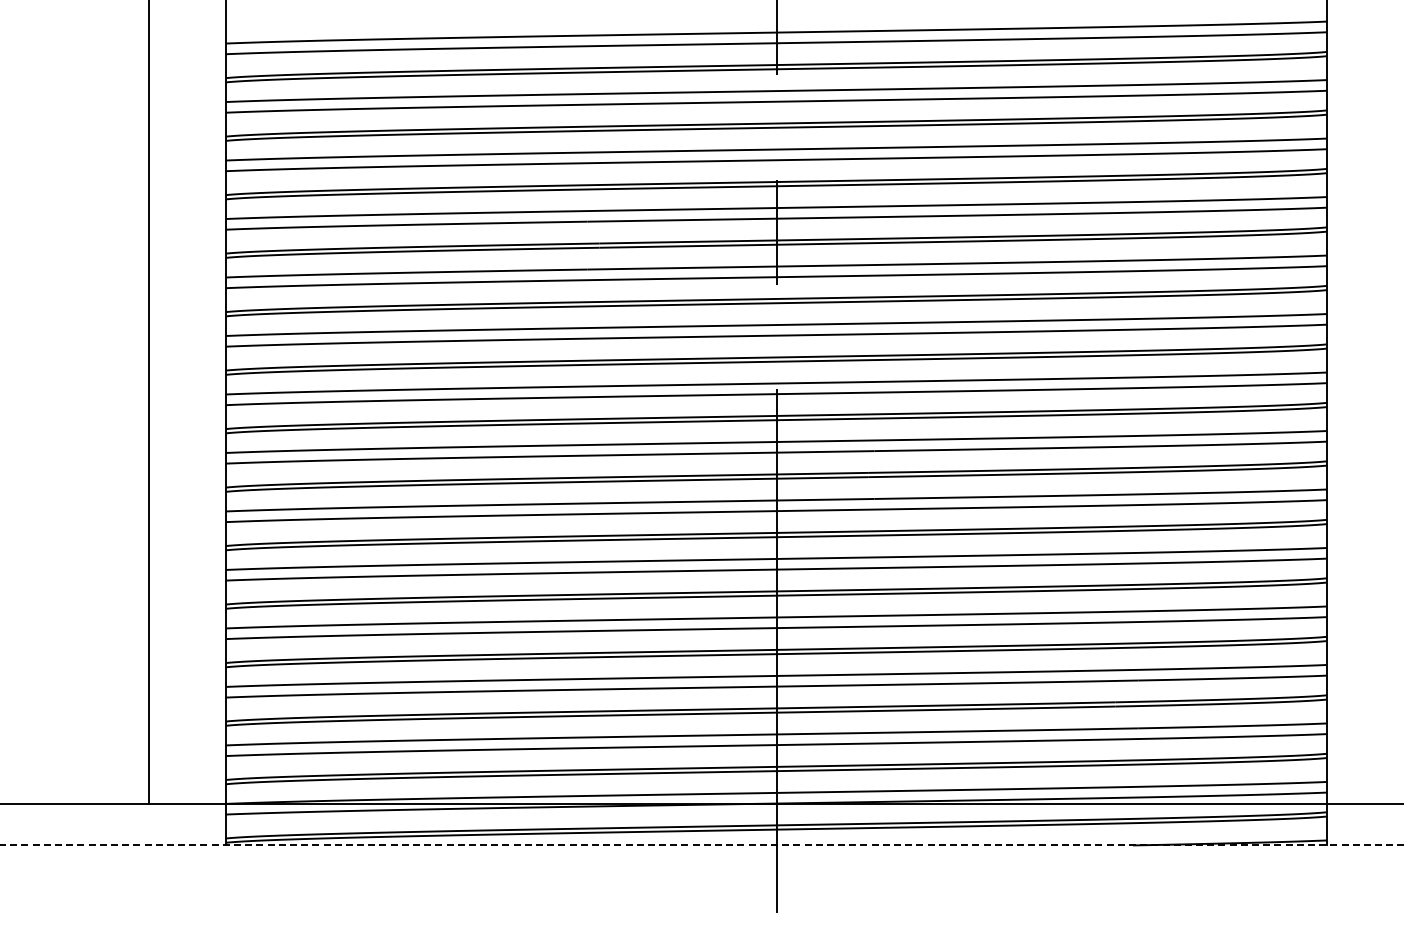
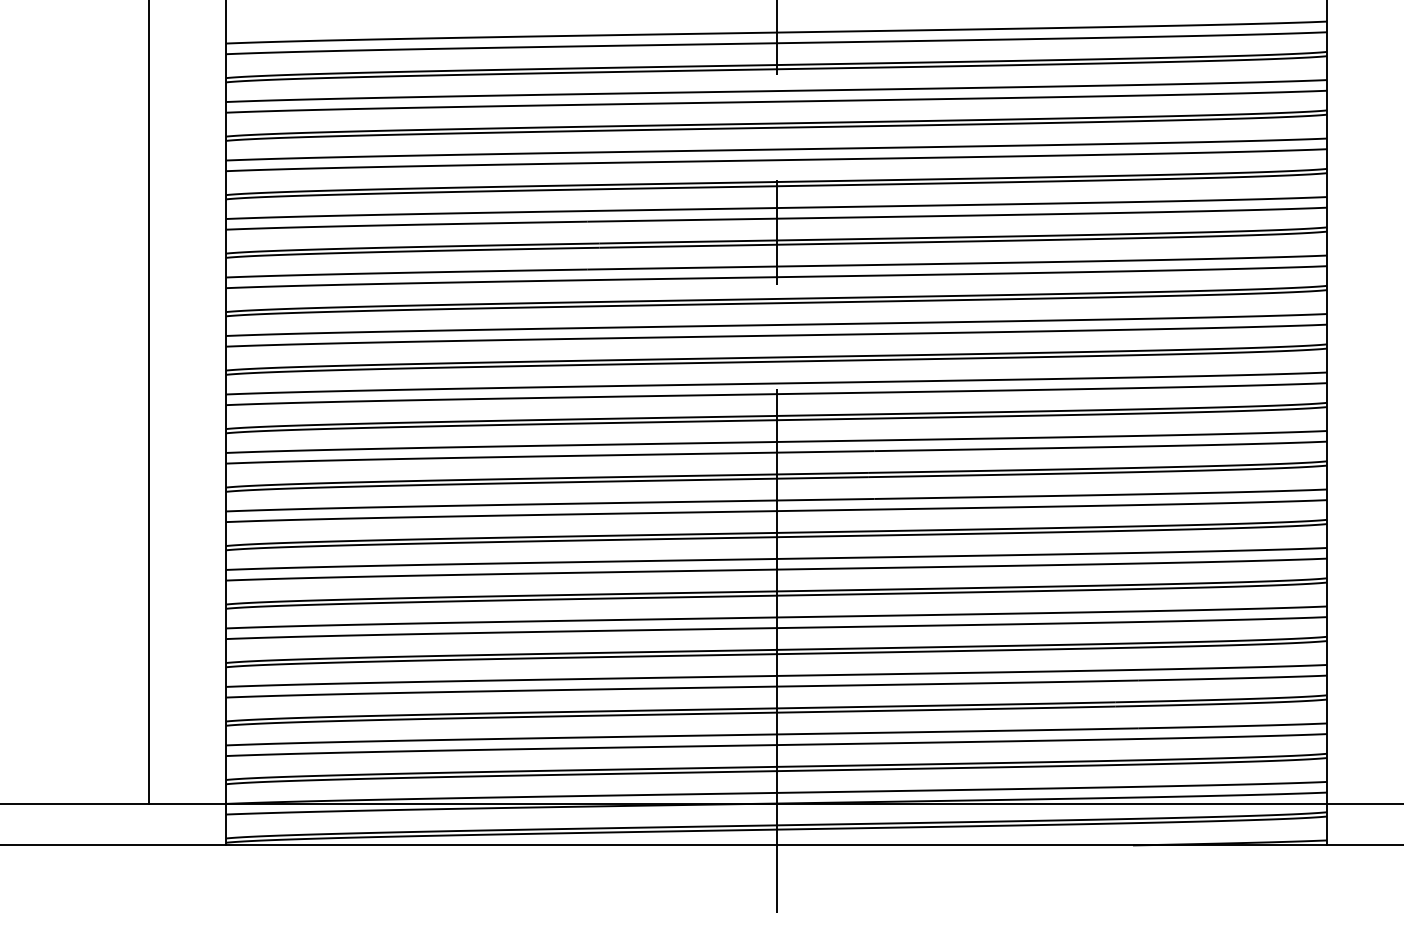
line: dashed -> solid (701, 845)
